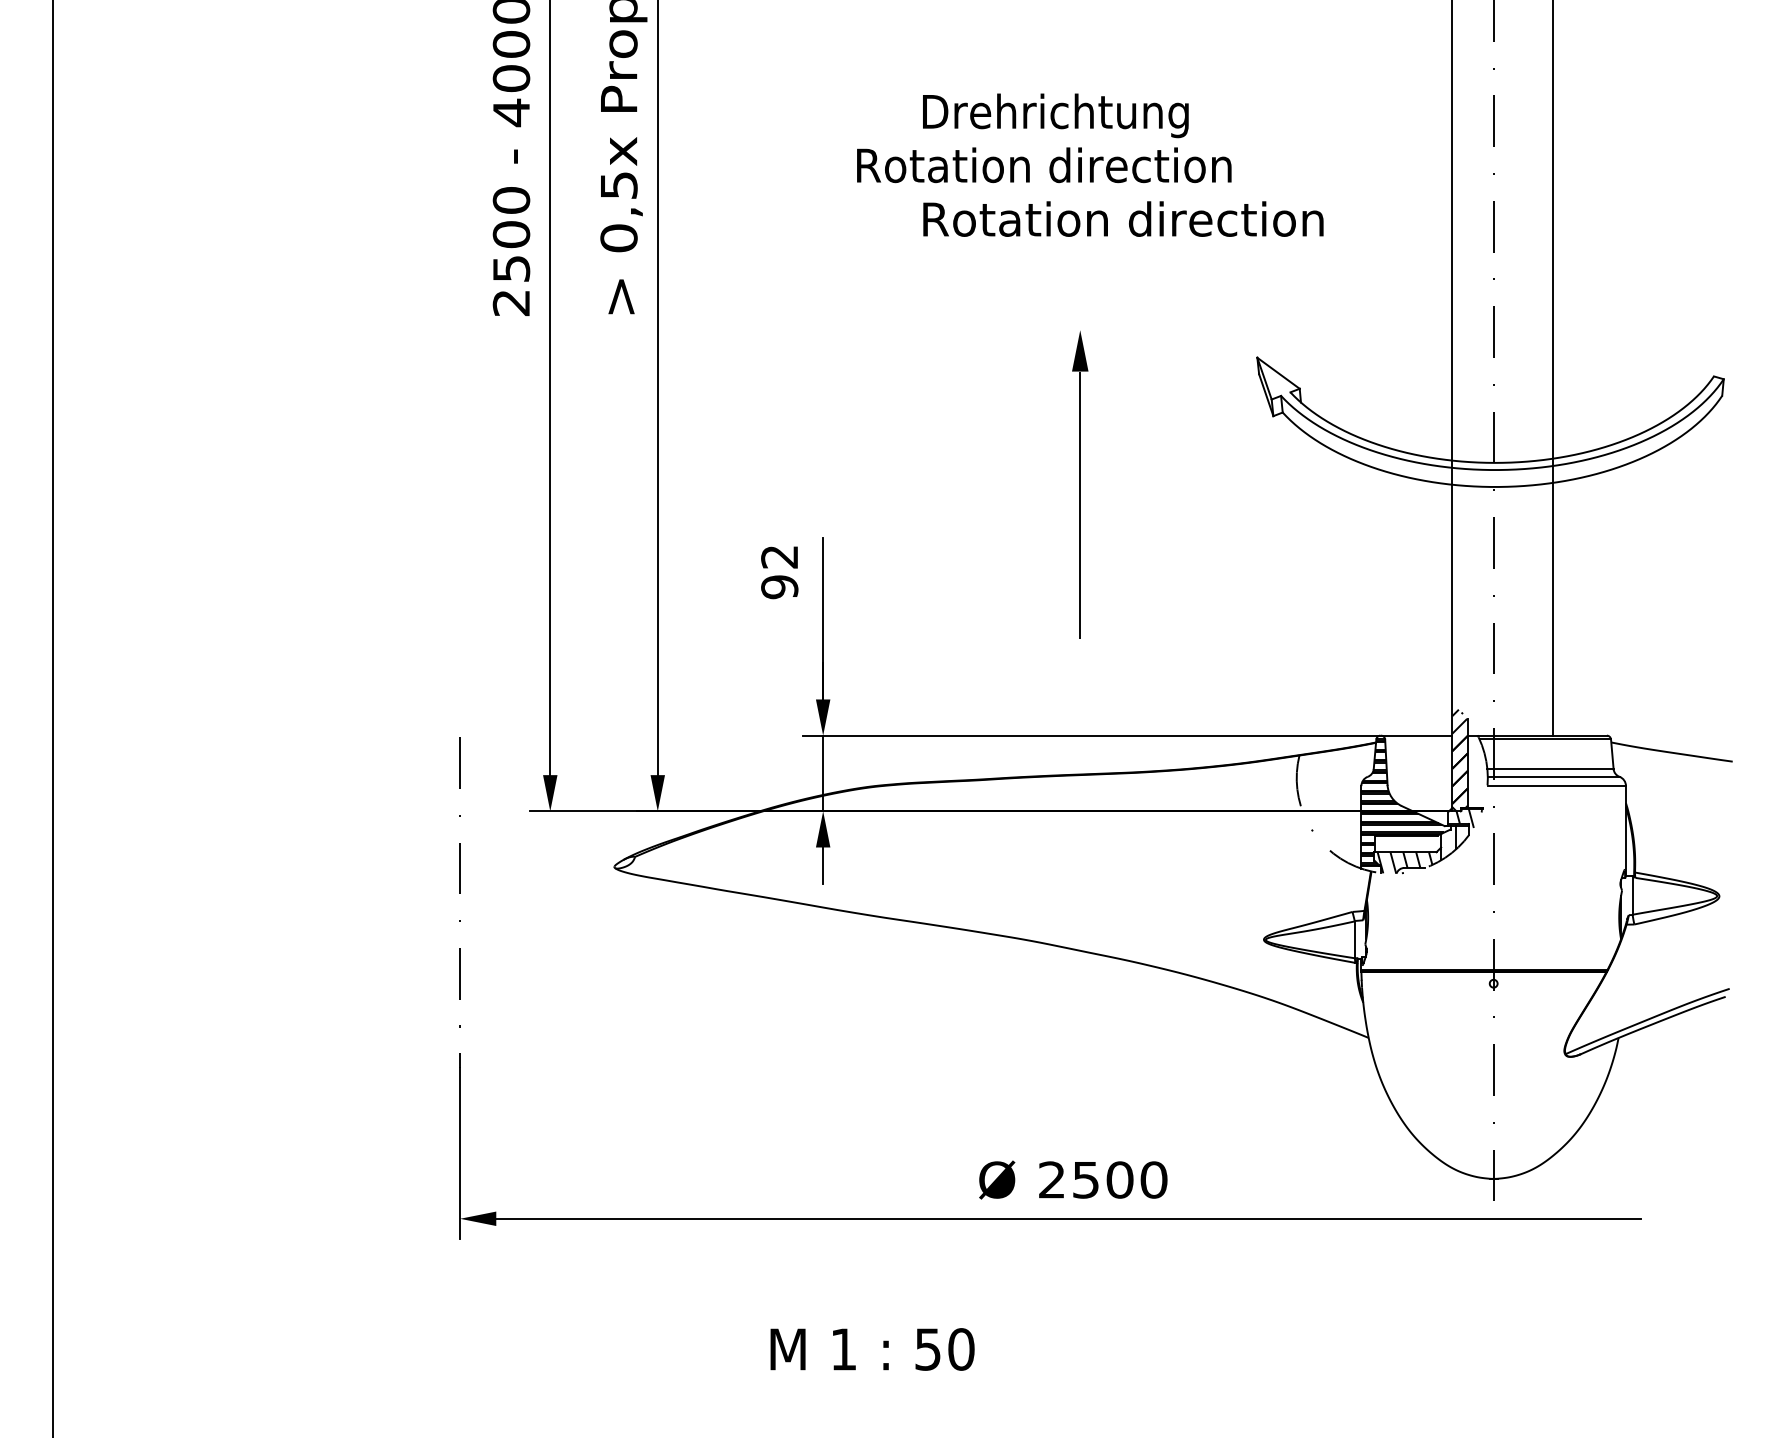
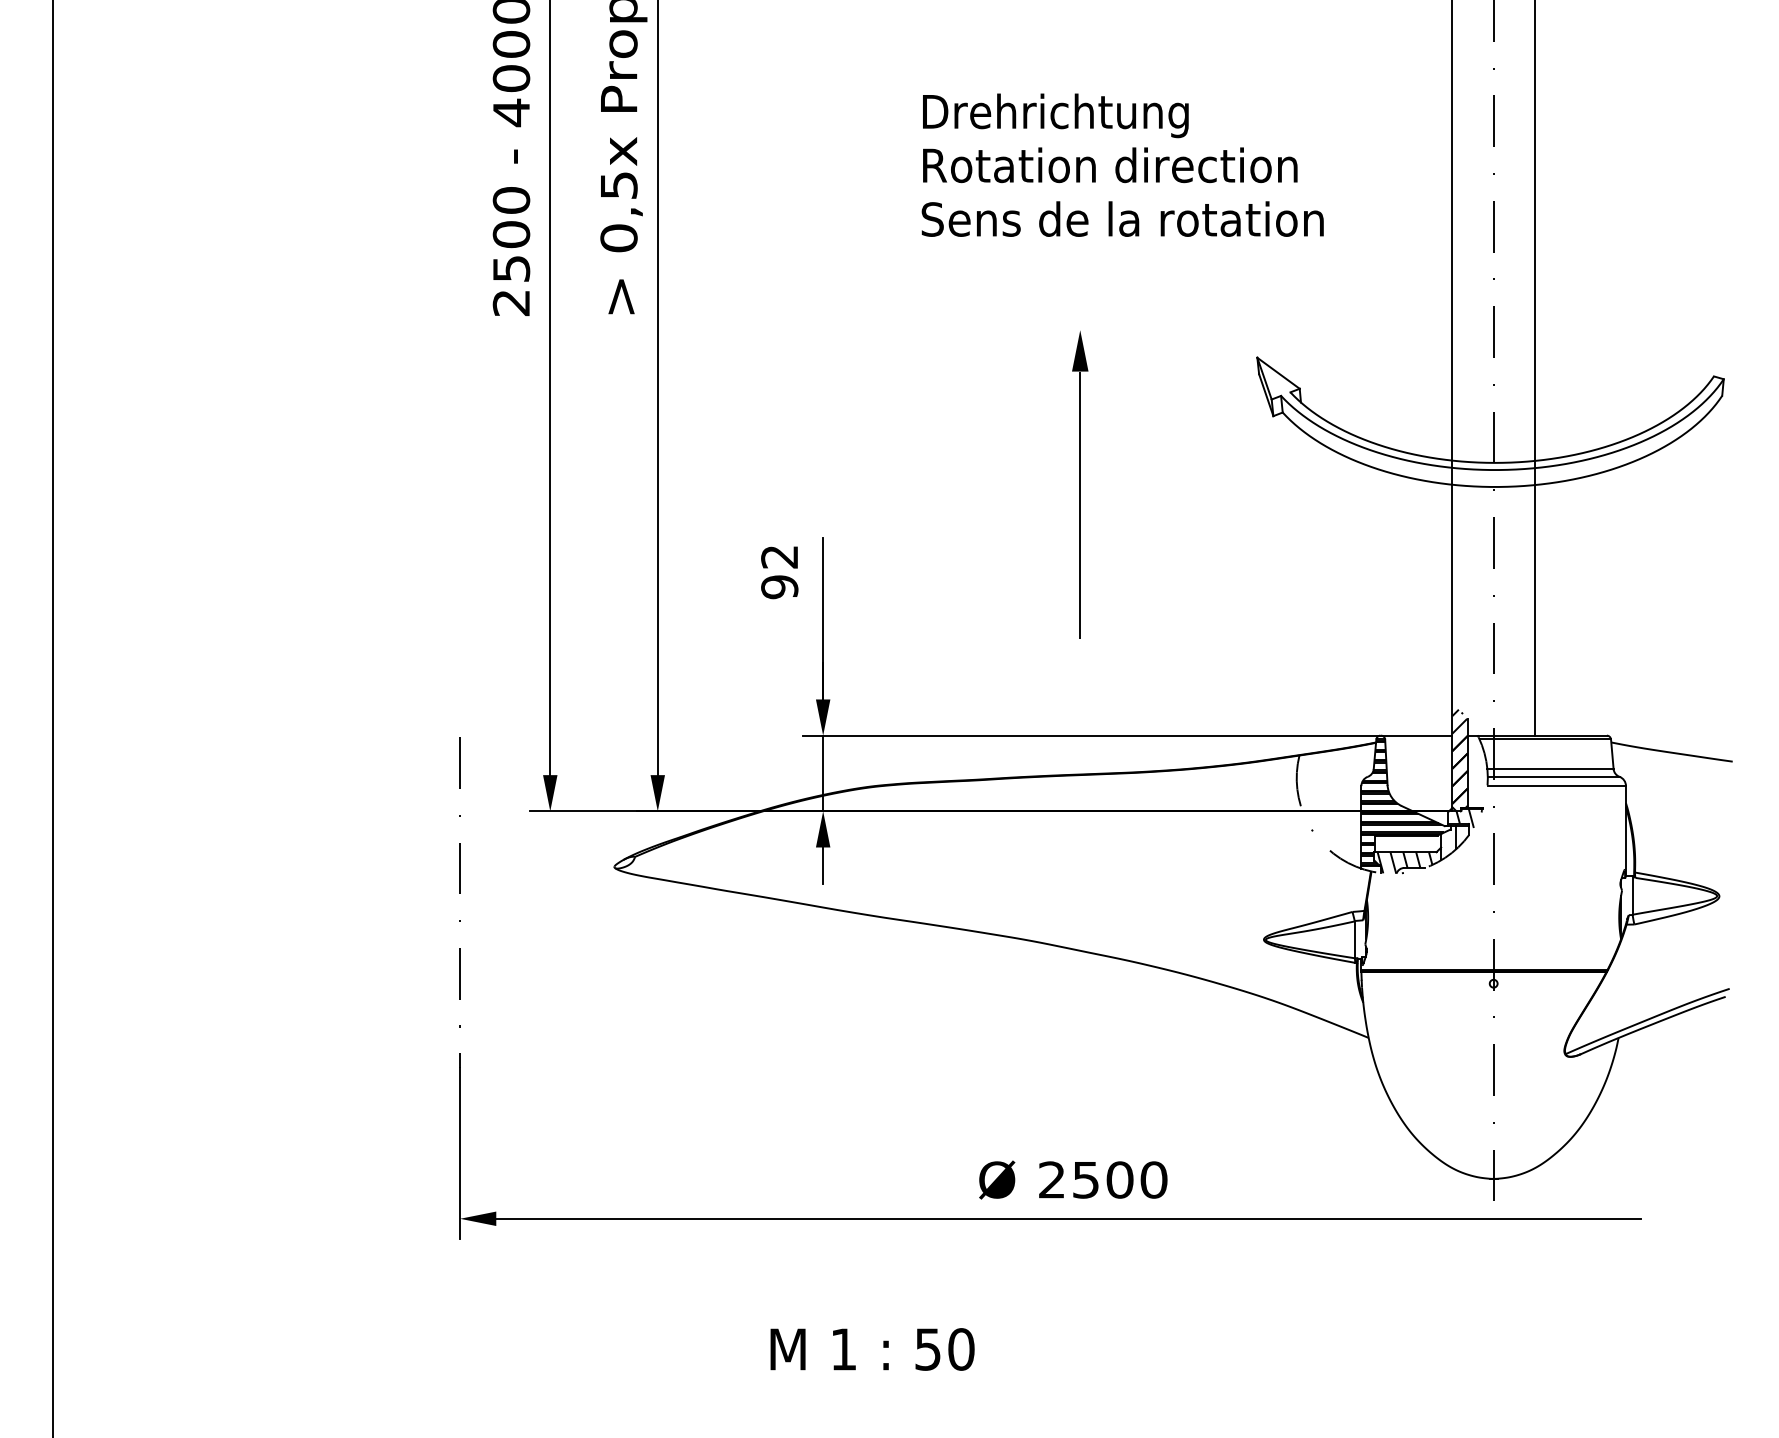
text position: (1044, 165) -> (1110, 165) (1110, 165)
text: Rotation direction -> Sens de la rotation (1122, 218)
line position: (1553, 368) -> (1535, 368) (1535, 368)
